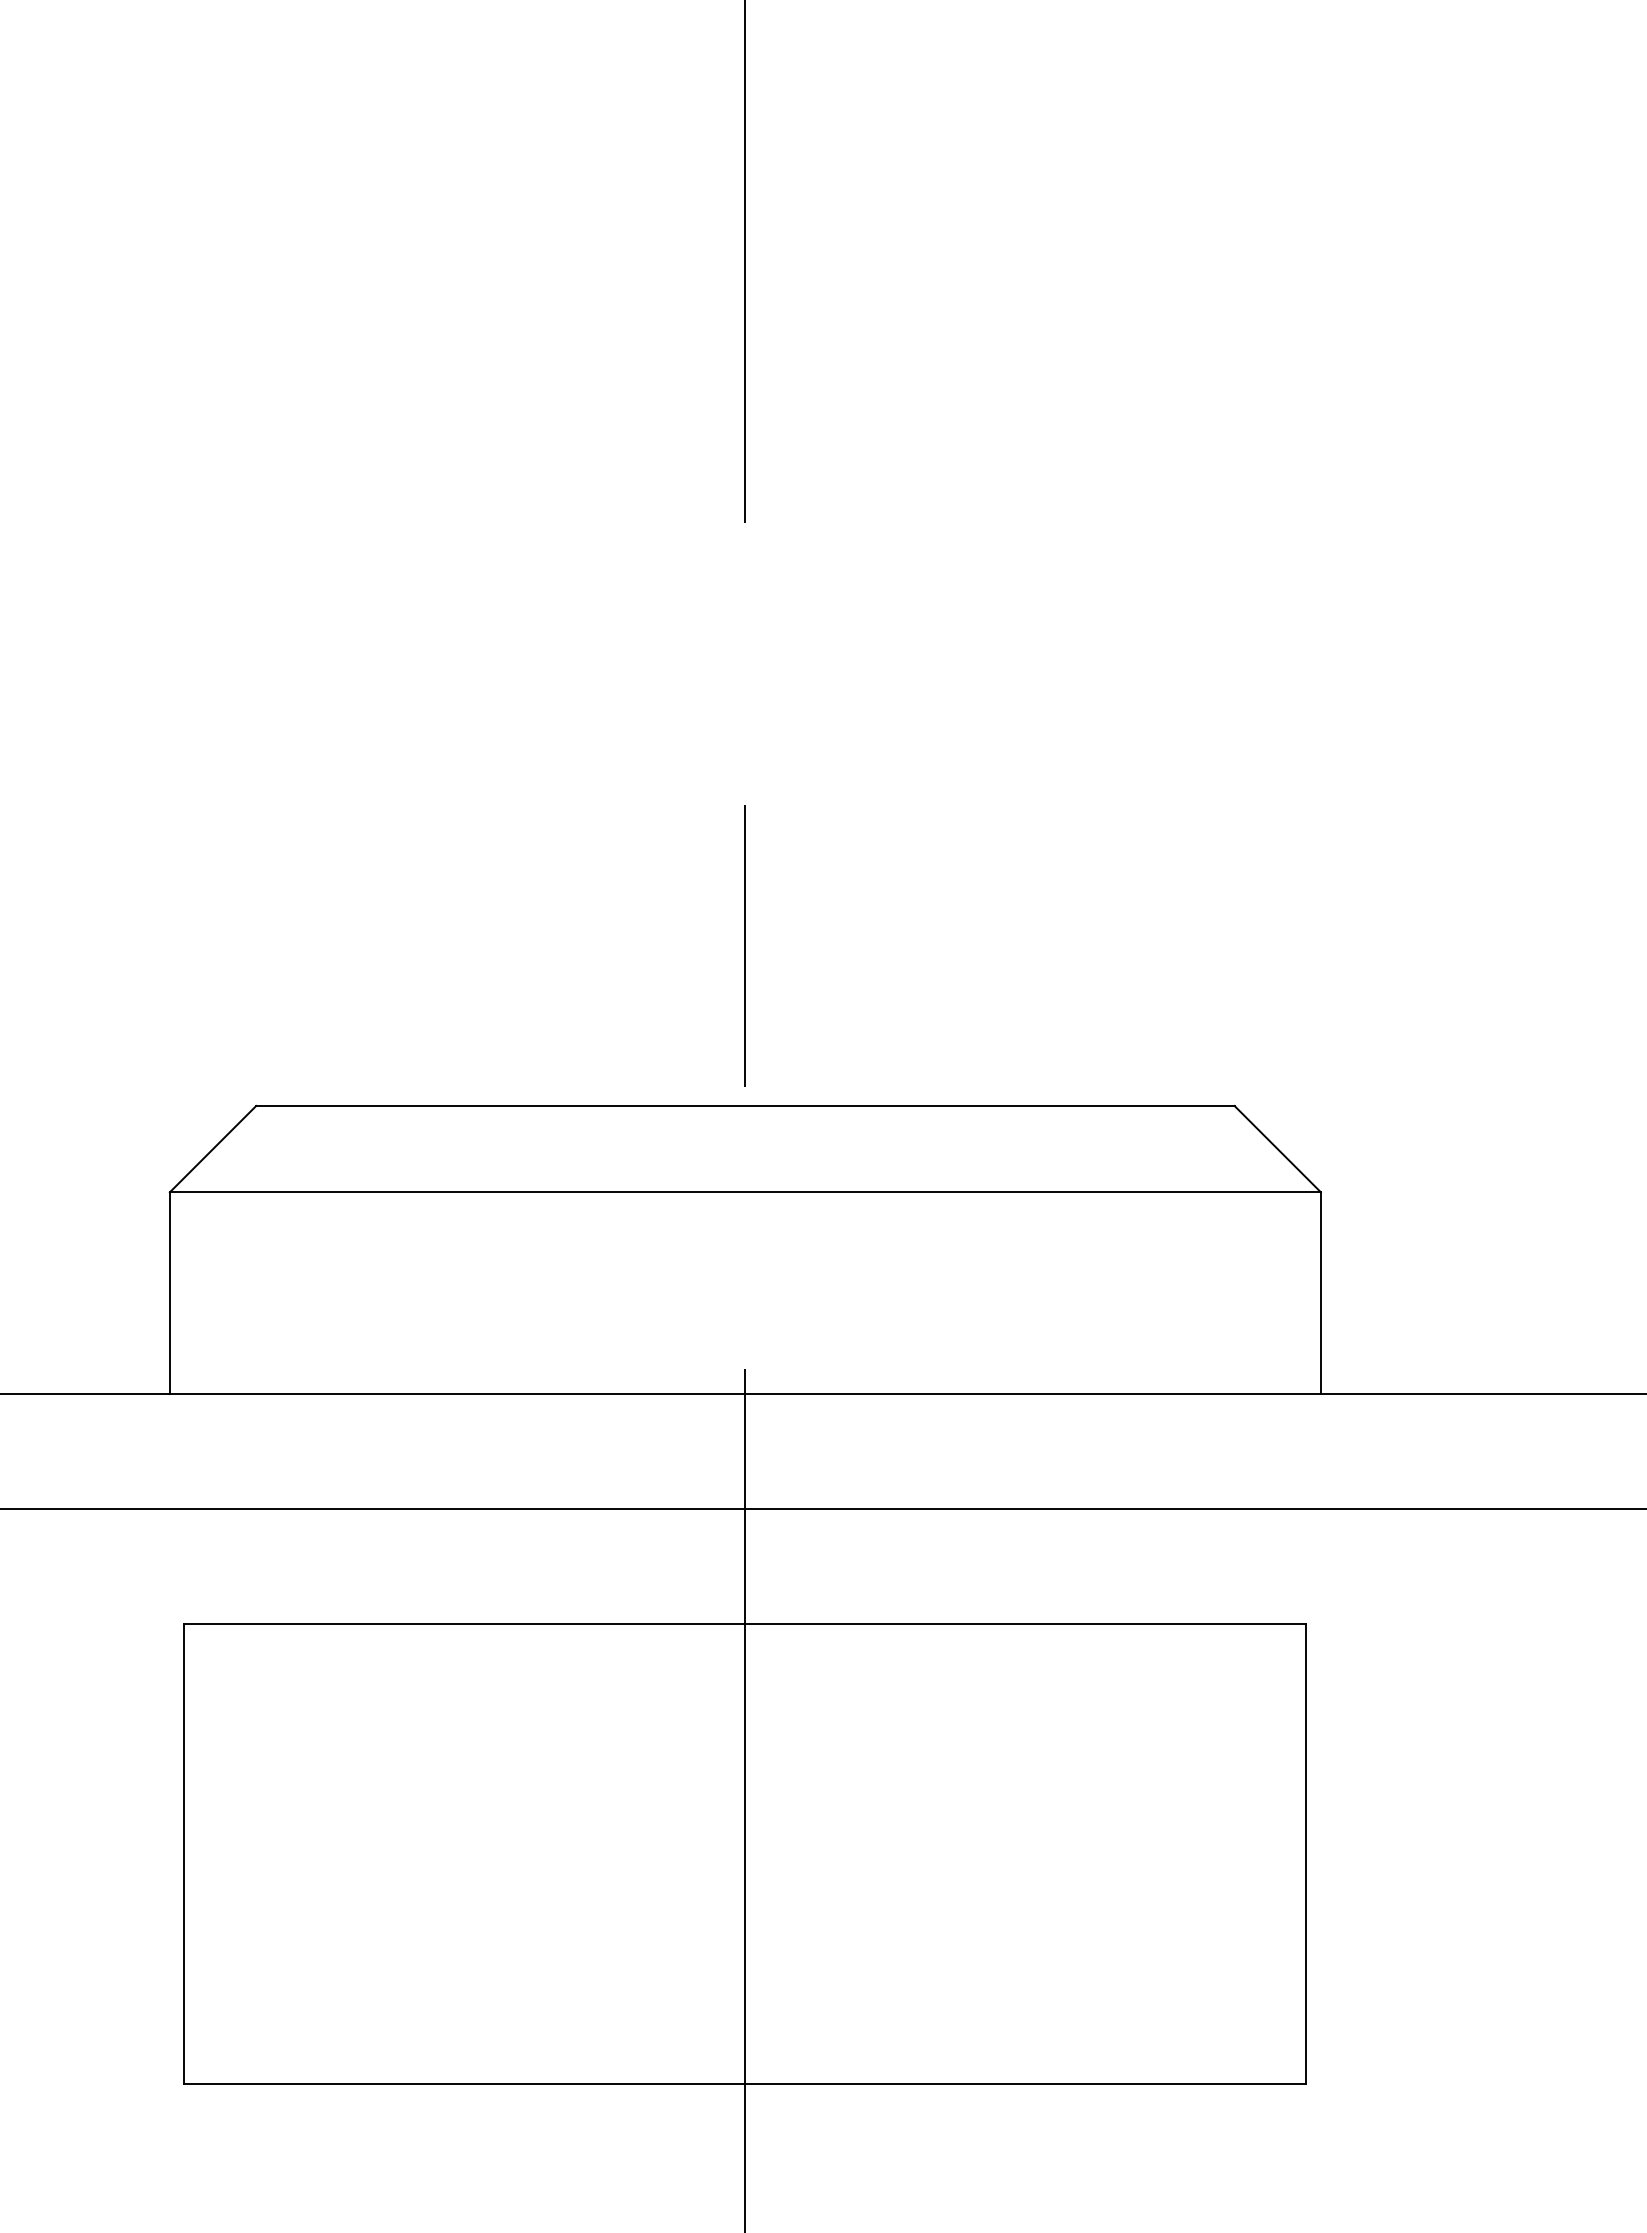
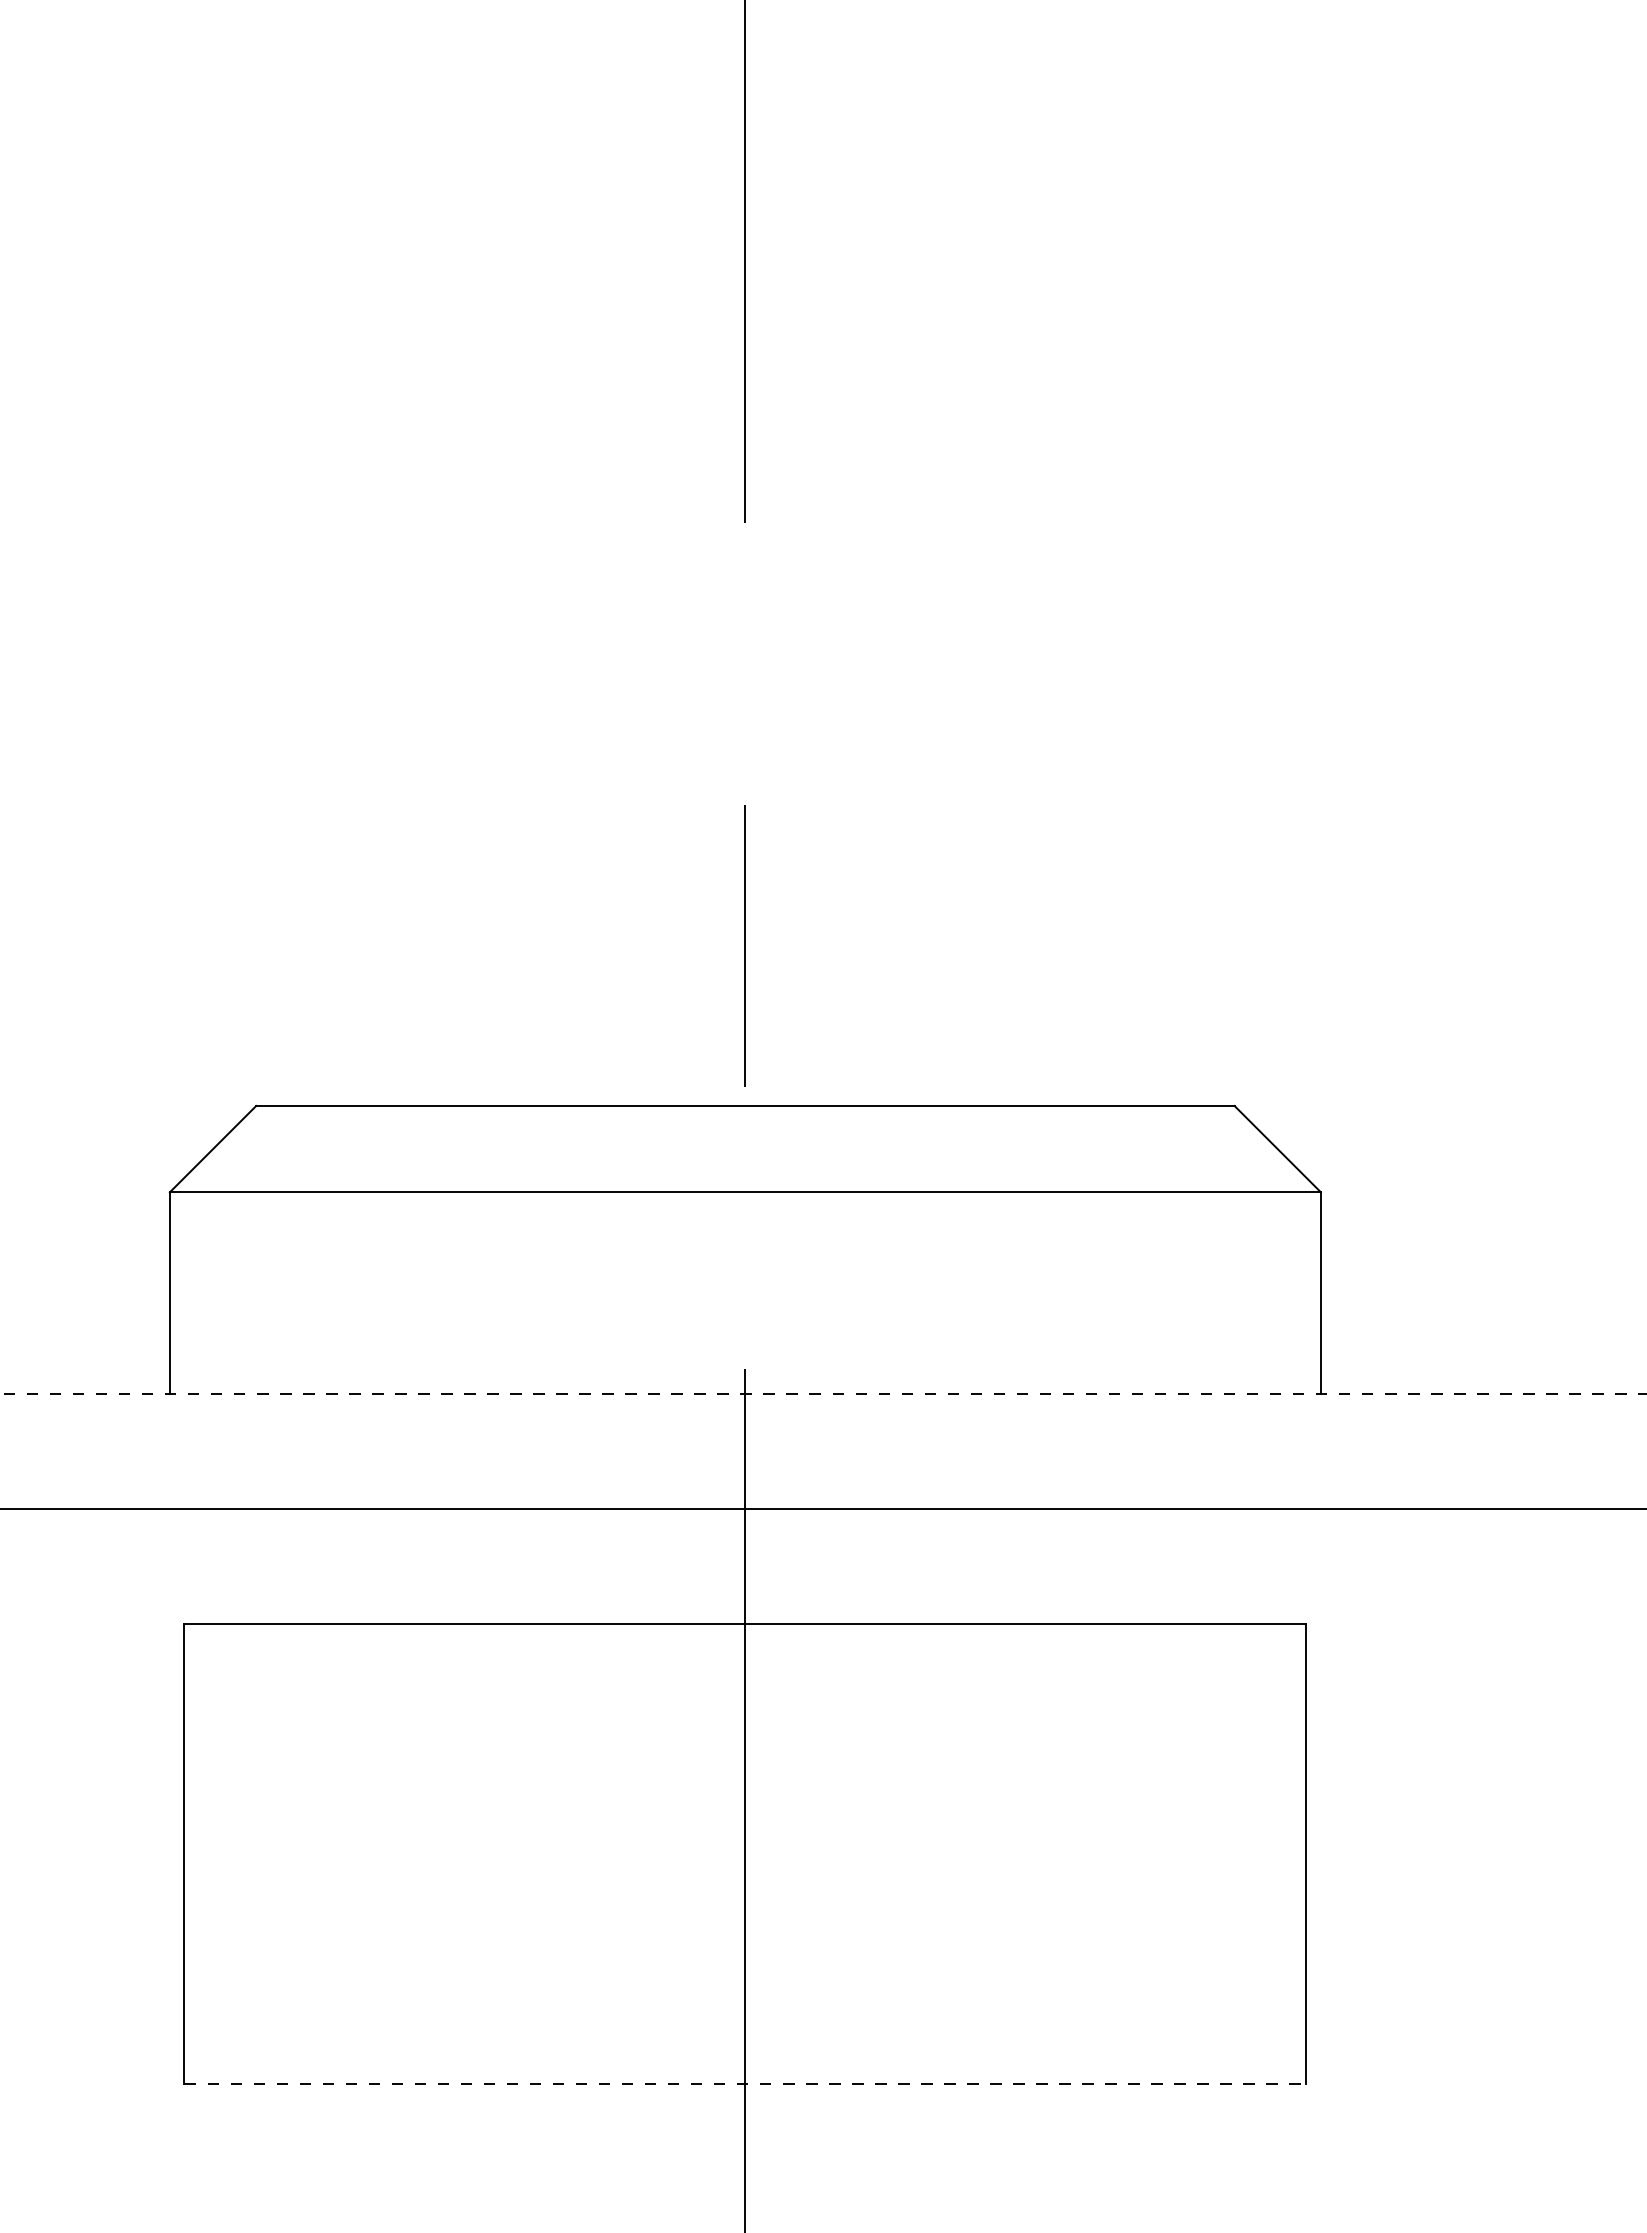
line: solid -> dashed (823, 1393)
line: solid -> dashed (745, 2084)
